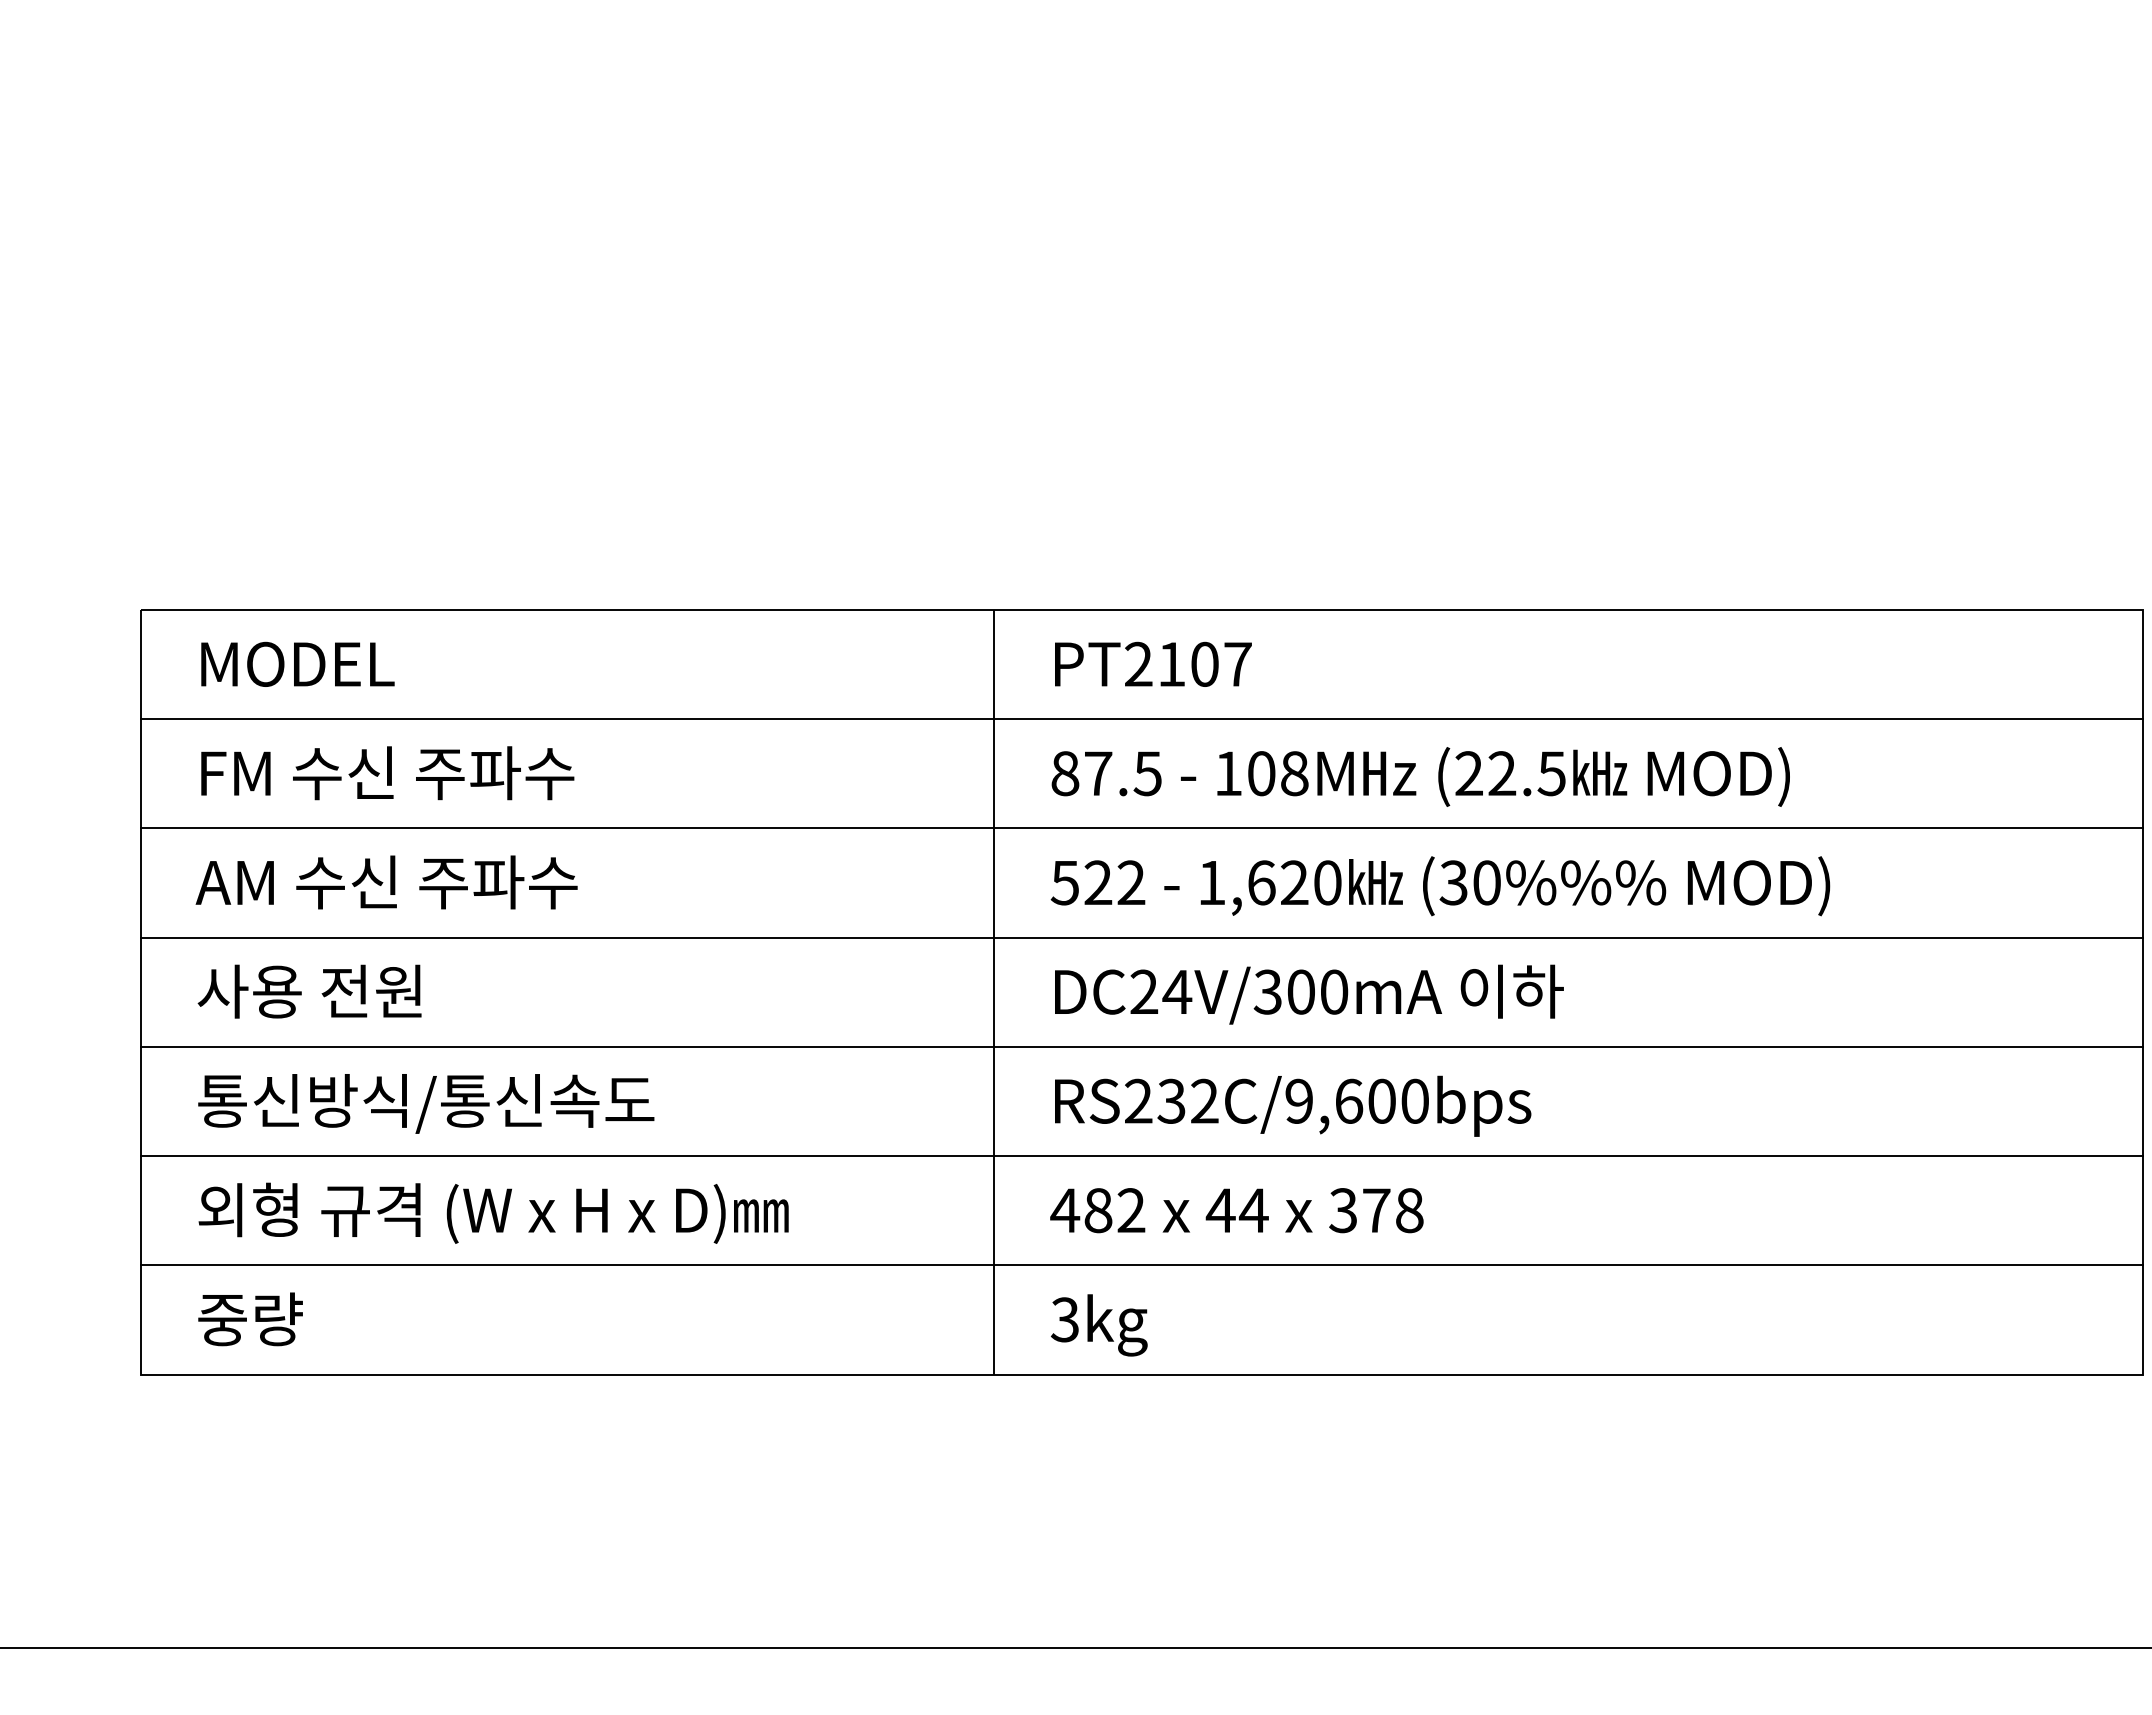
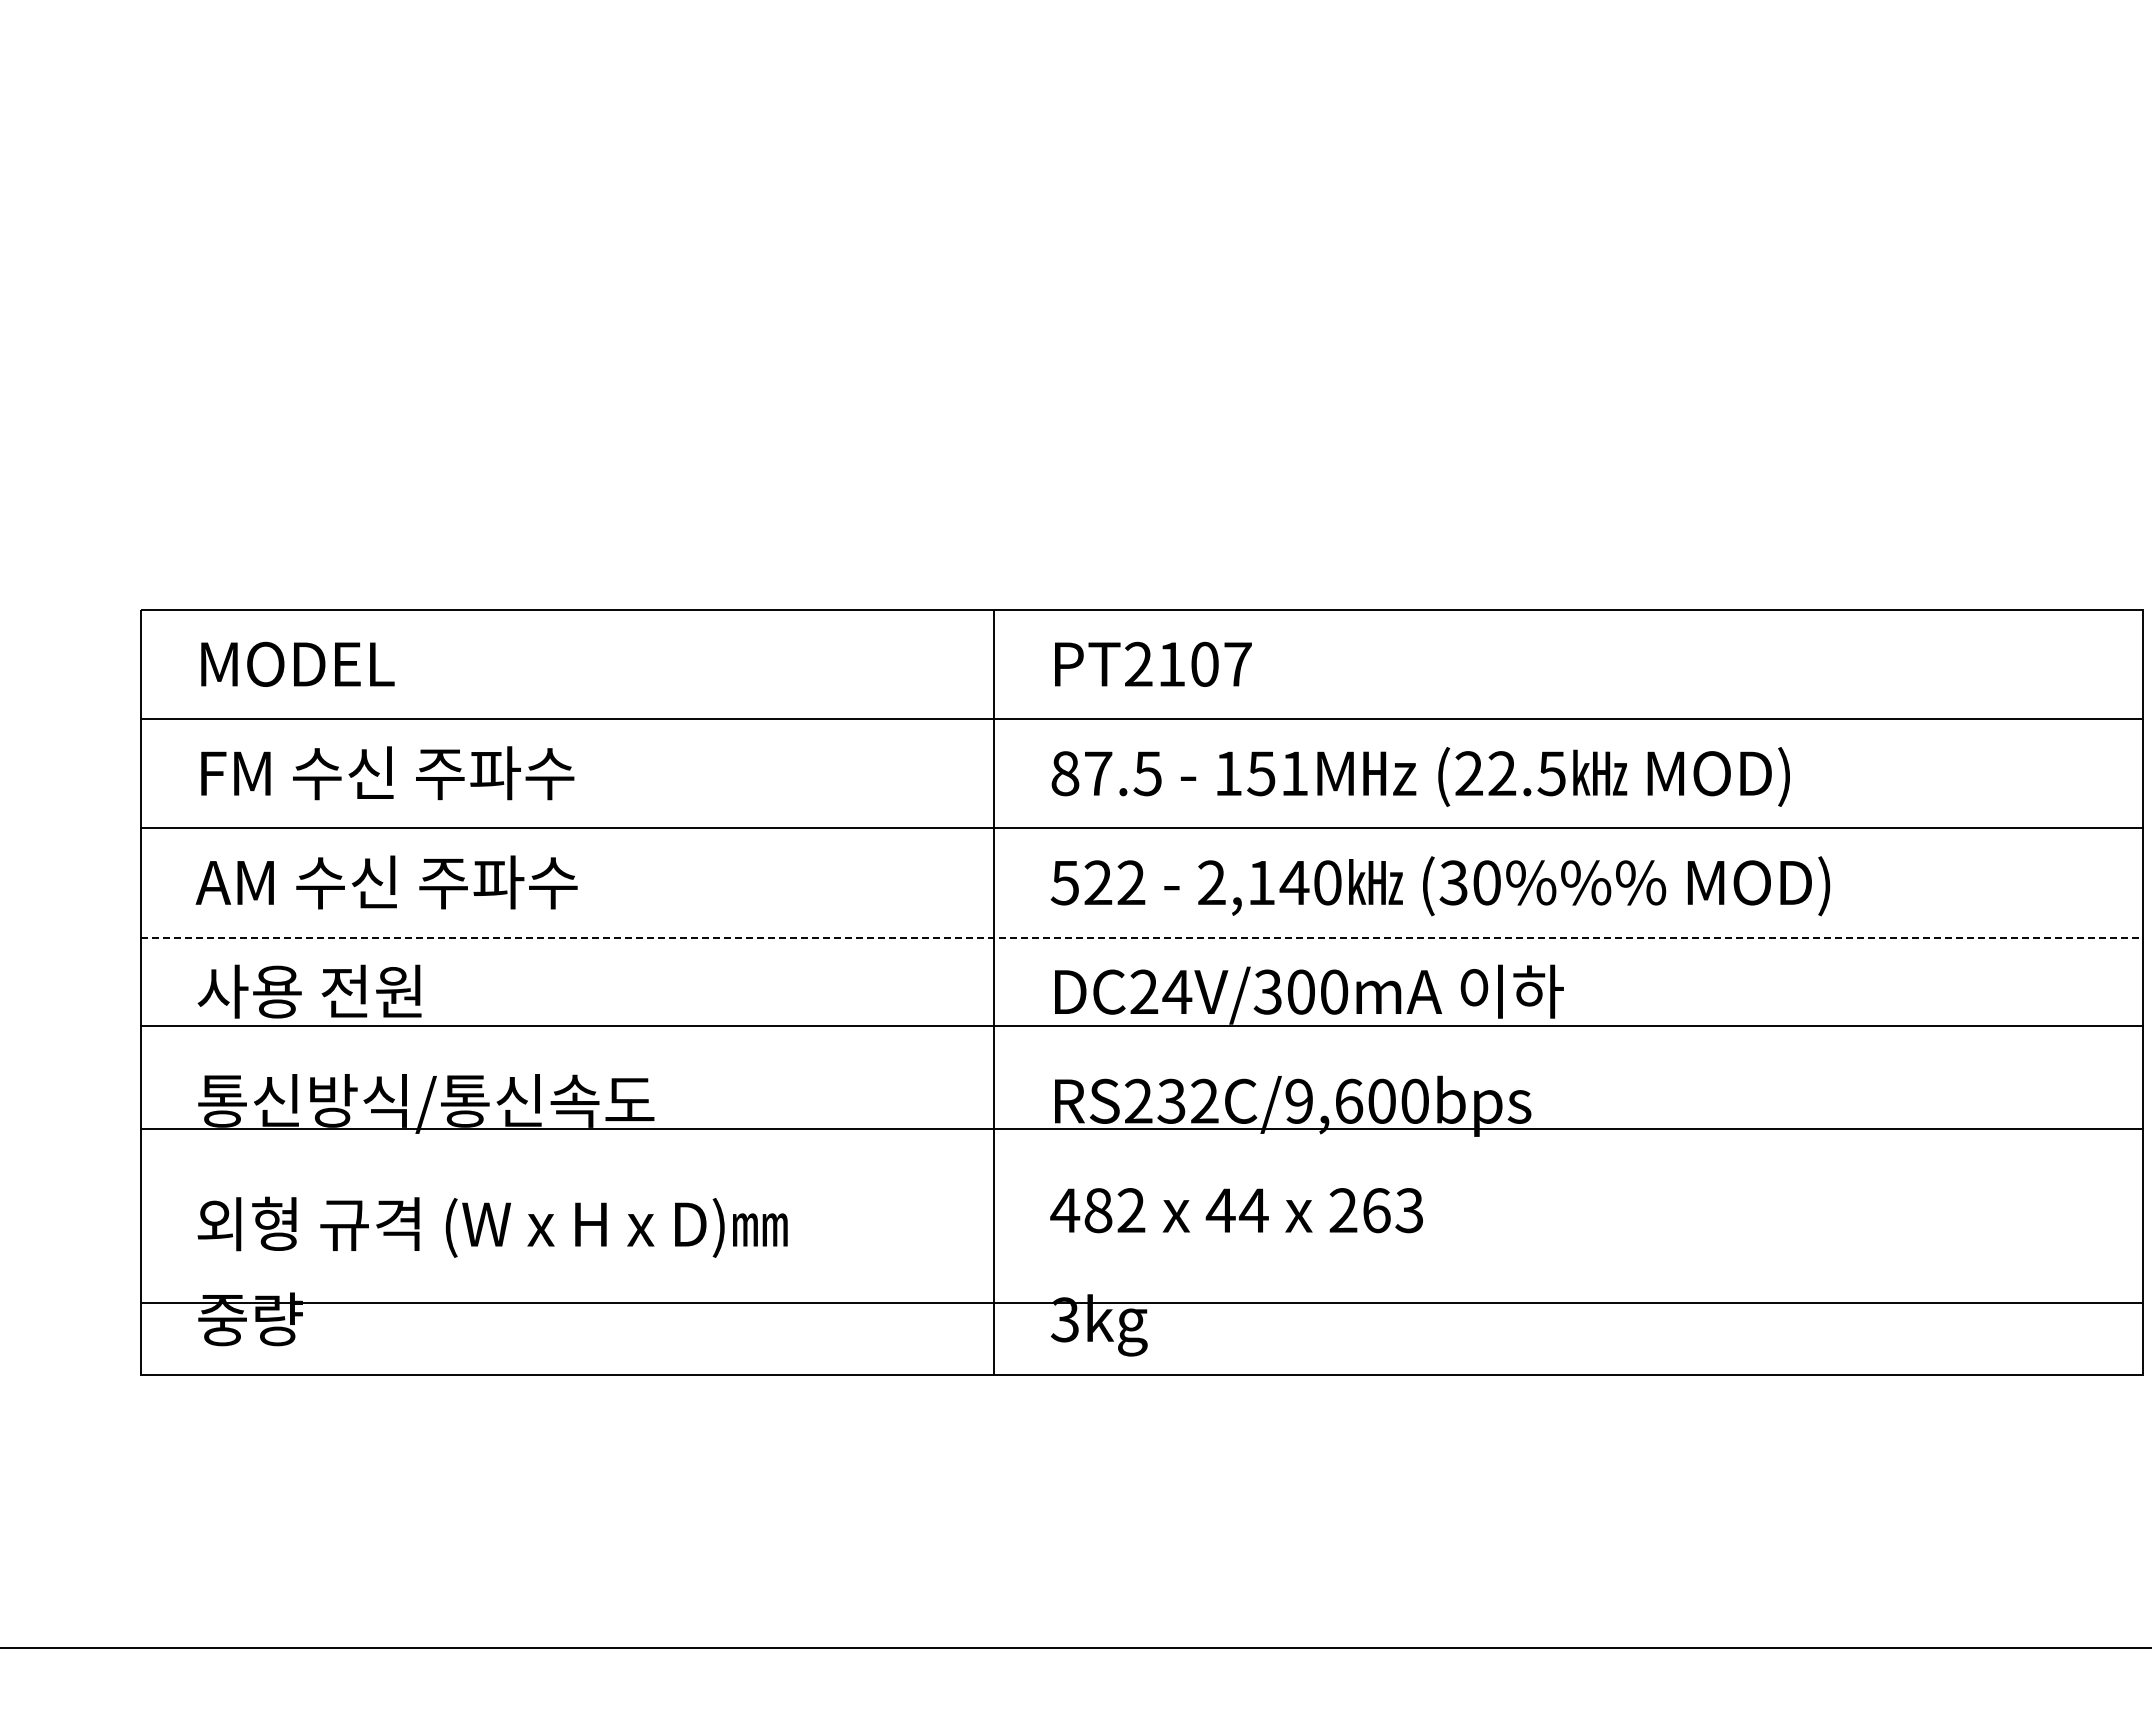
text: 108M -> 151M (1277, 773)
text: 1,620 -> 2,140 (1253, 882)
line: solid -> dashed (1142, 937)
line position: (1141, 1046) -> (1141, 1025) (1141, 1025)
line position: (1141, 1156) -> (1141, 1129) (1141, 1129)
text: 378 -> 263 (1376, 1210)
text position: (493, 1212) -> (492, 1226) (492, 1226)
line position: (1141, 1265) -> (1141, 1303) (1141, 1303)
